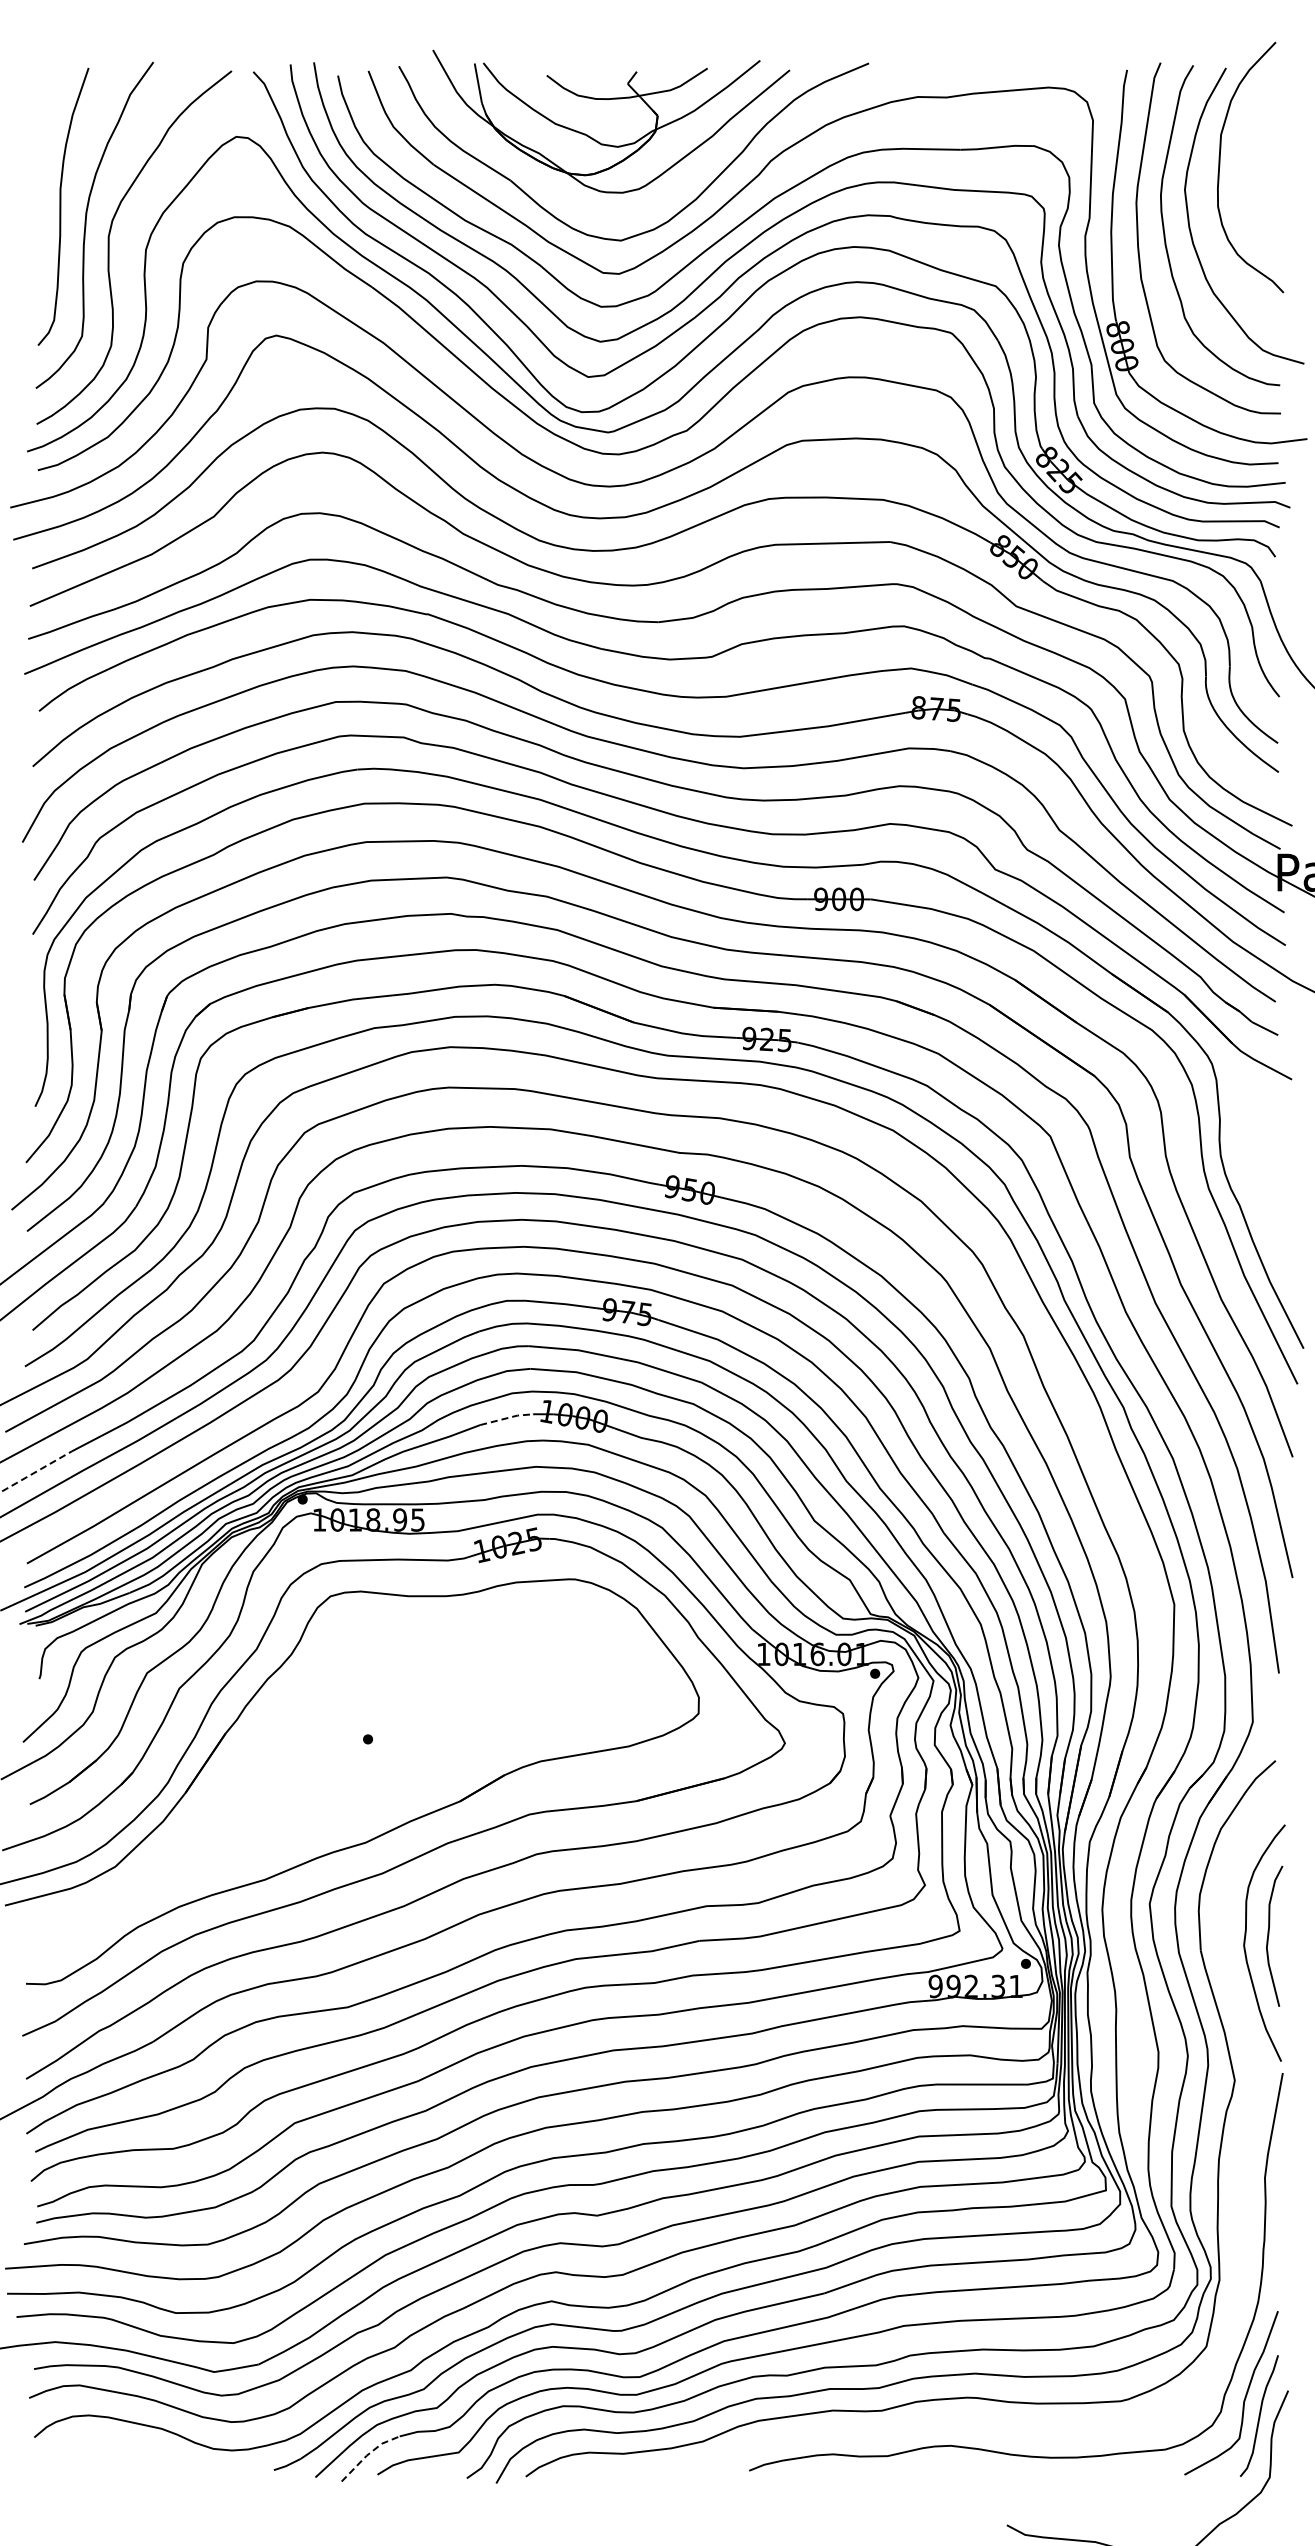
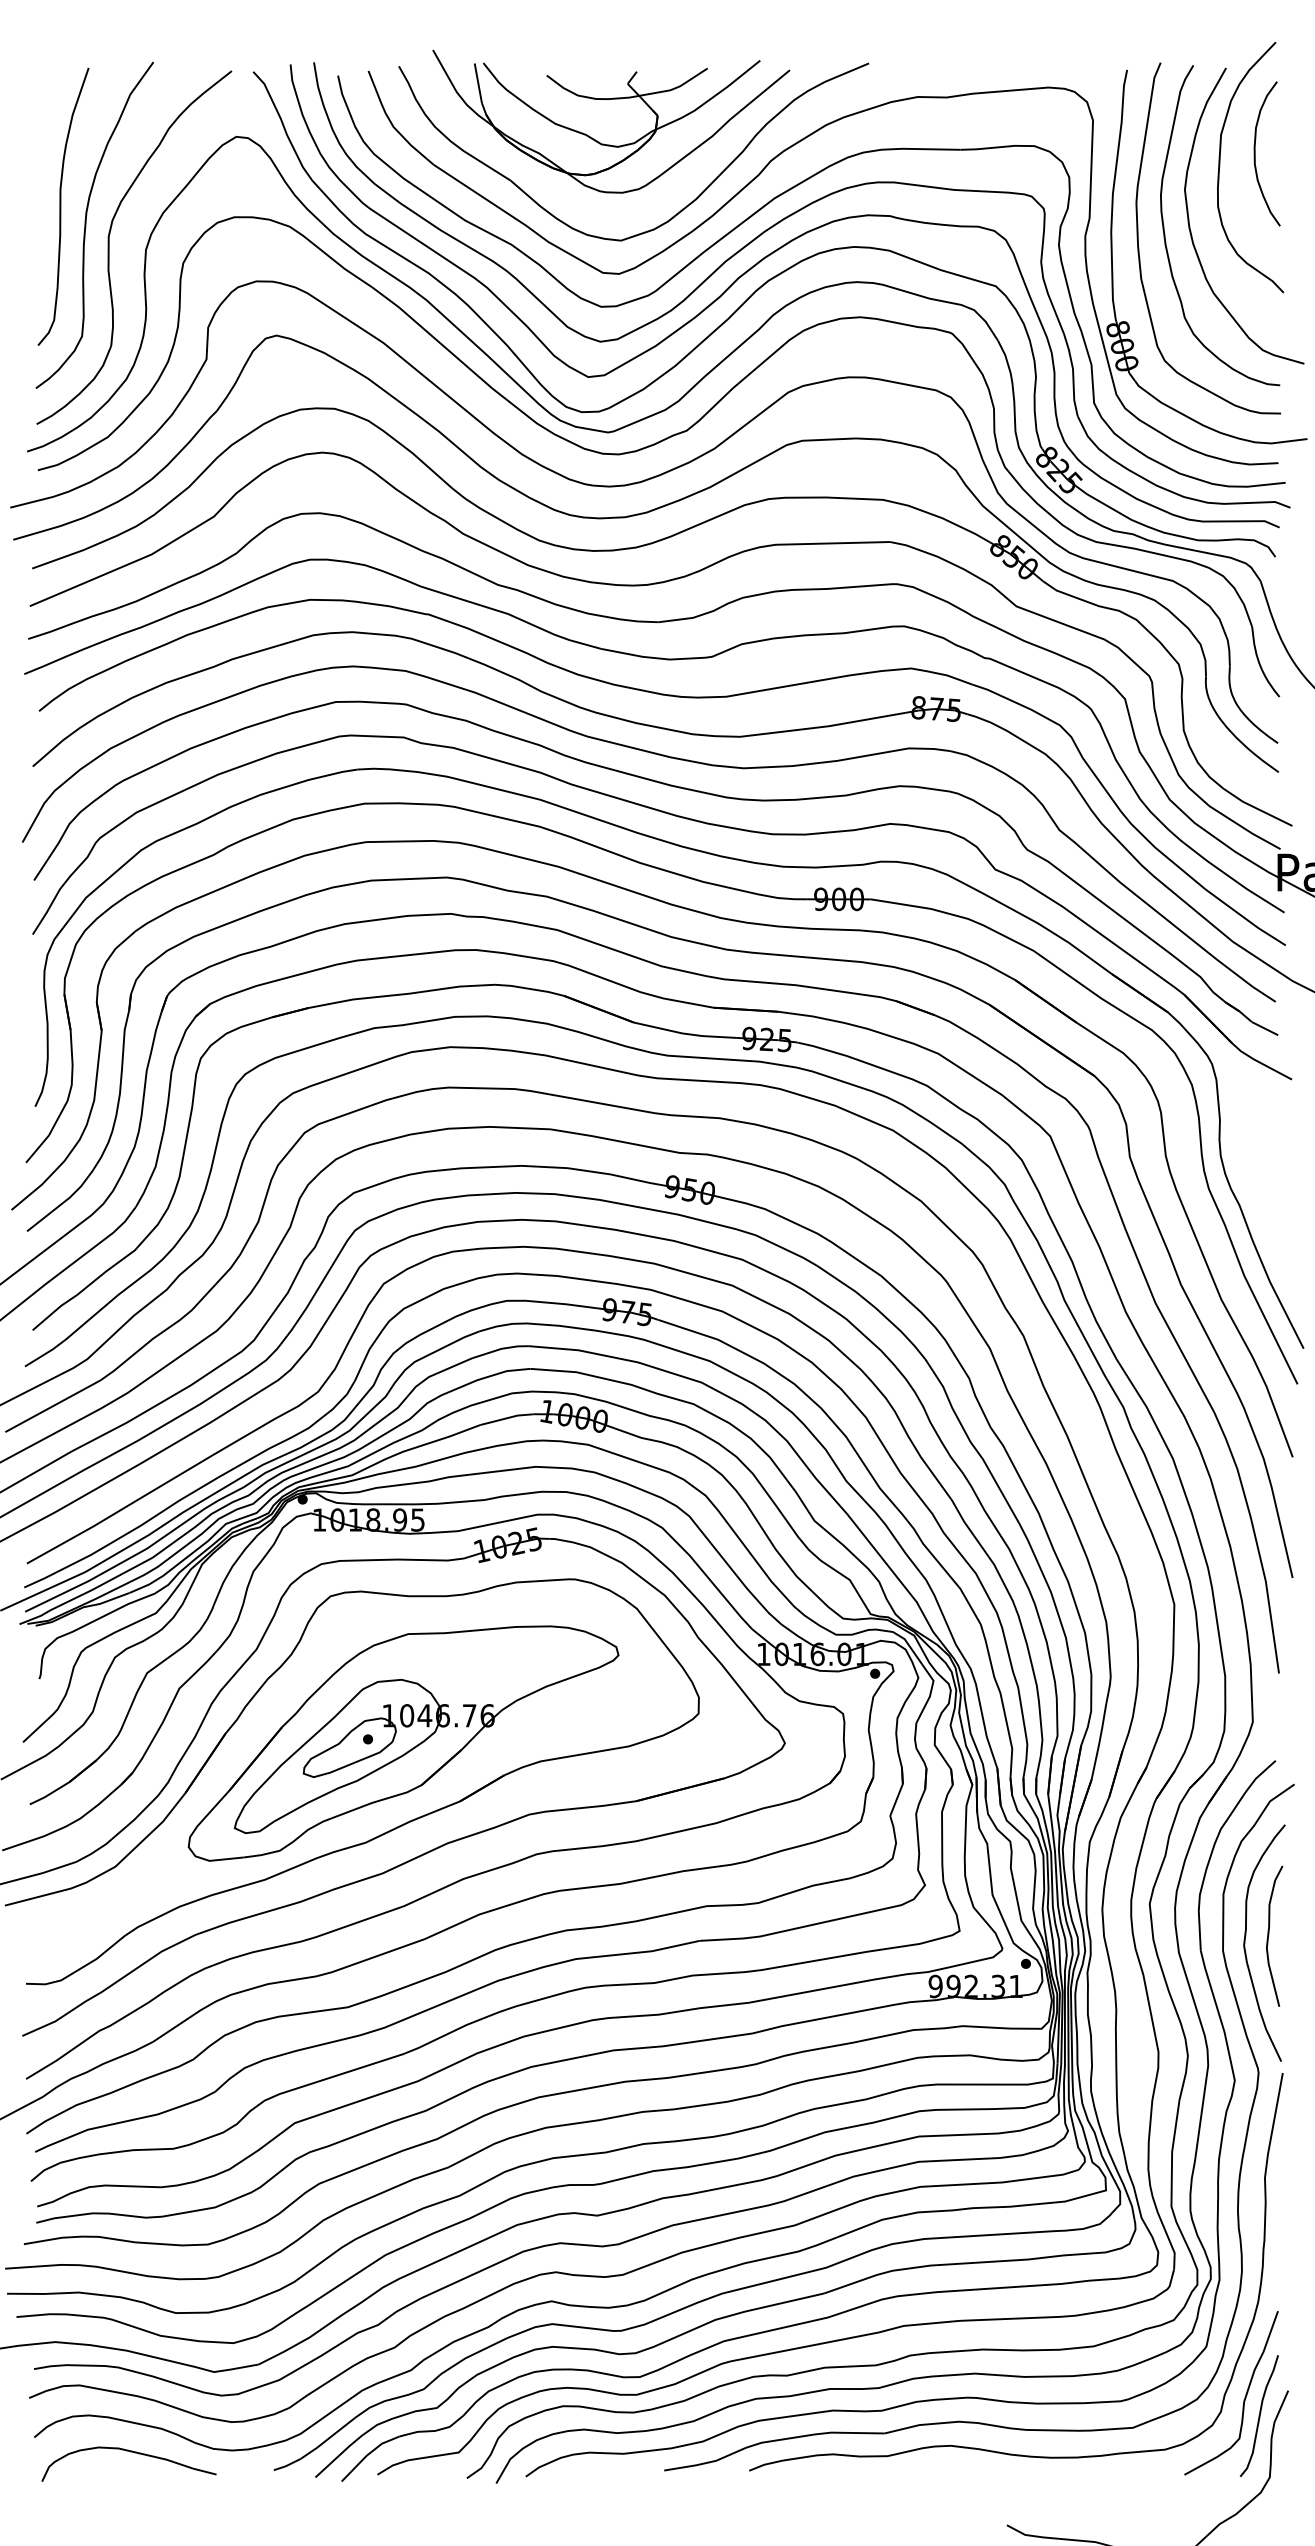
curve: none -> present (1255, 153)
line: dashed -> solid (506, 1418)
line: dashed -> solid (36, 1471)
part: none -> present (403, 1743)
part: none -> present (1239, 2169)
curve: none -> present (130, 2452)
line: dashed -> solid (368, 2454)
